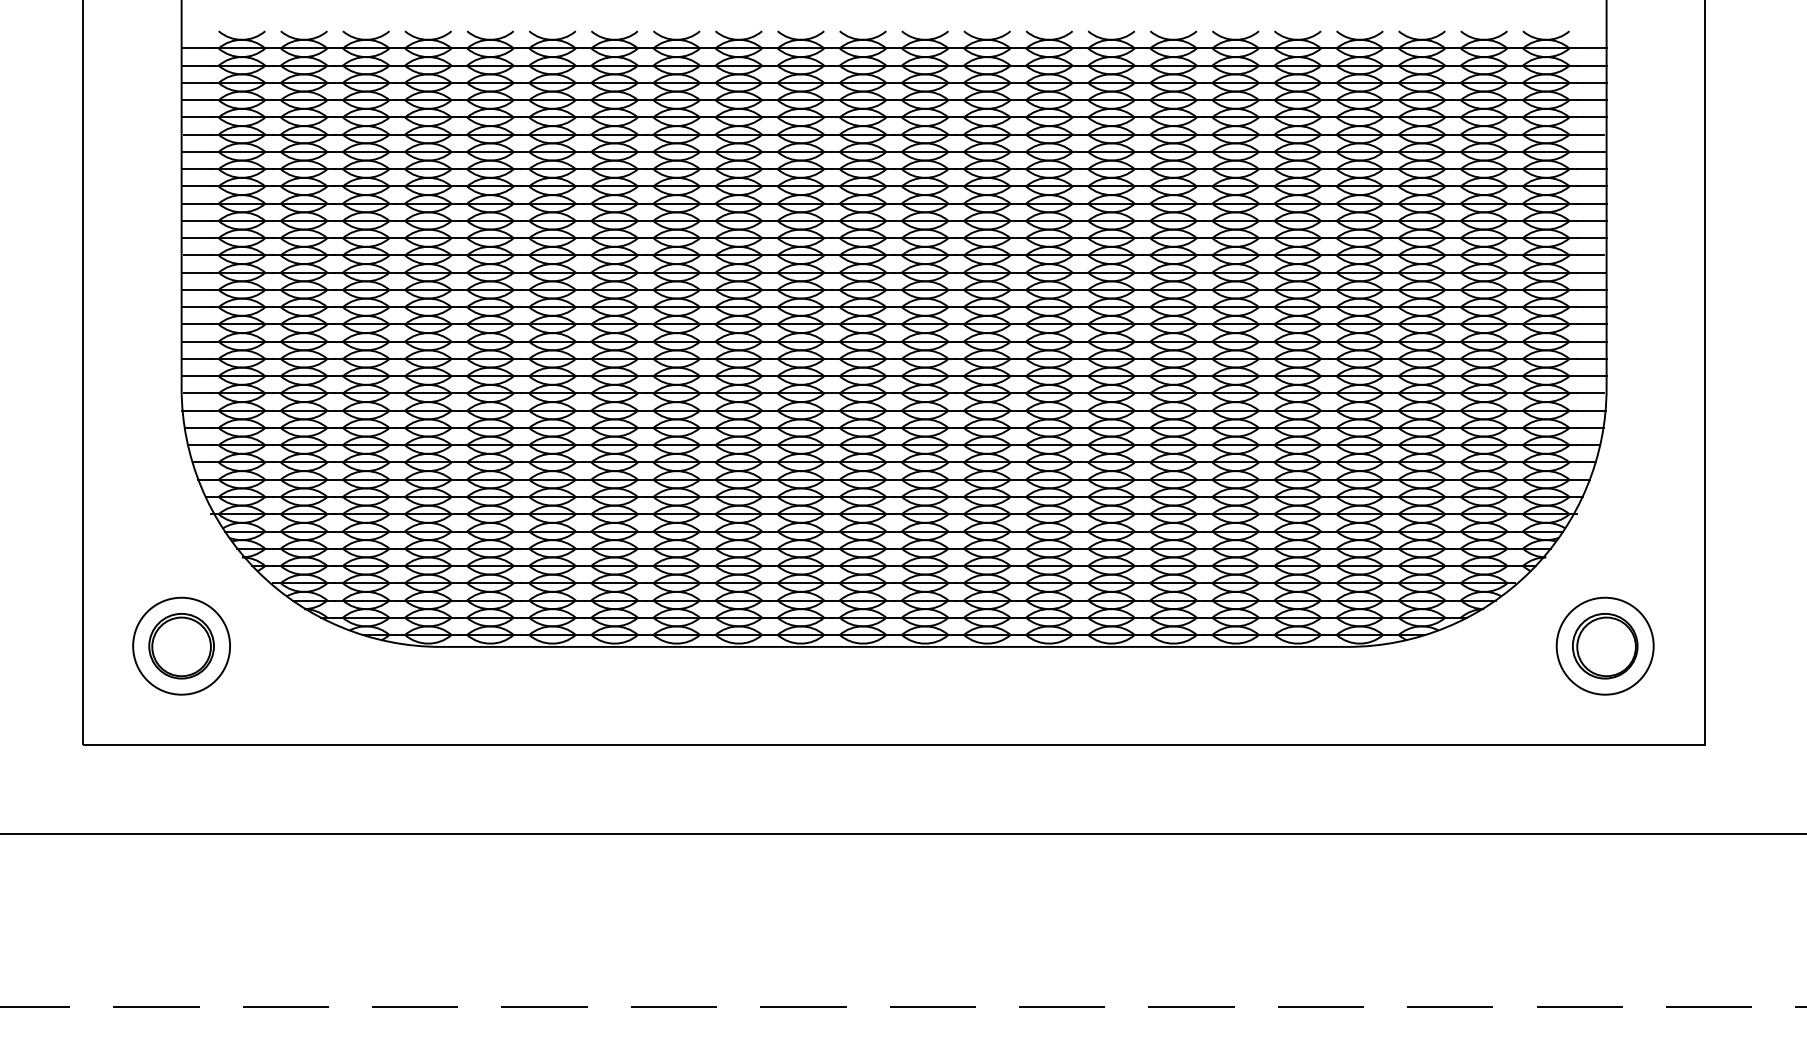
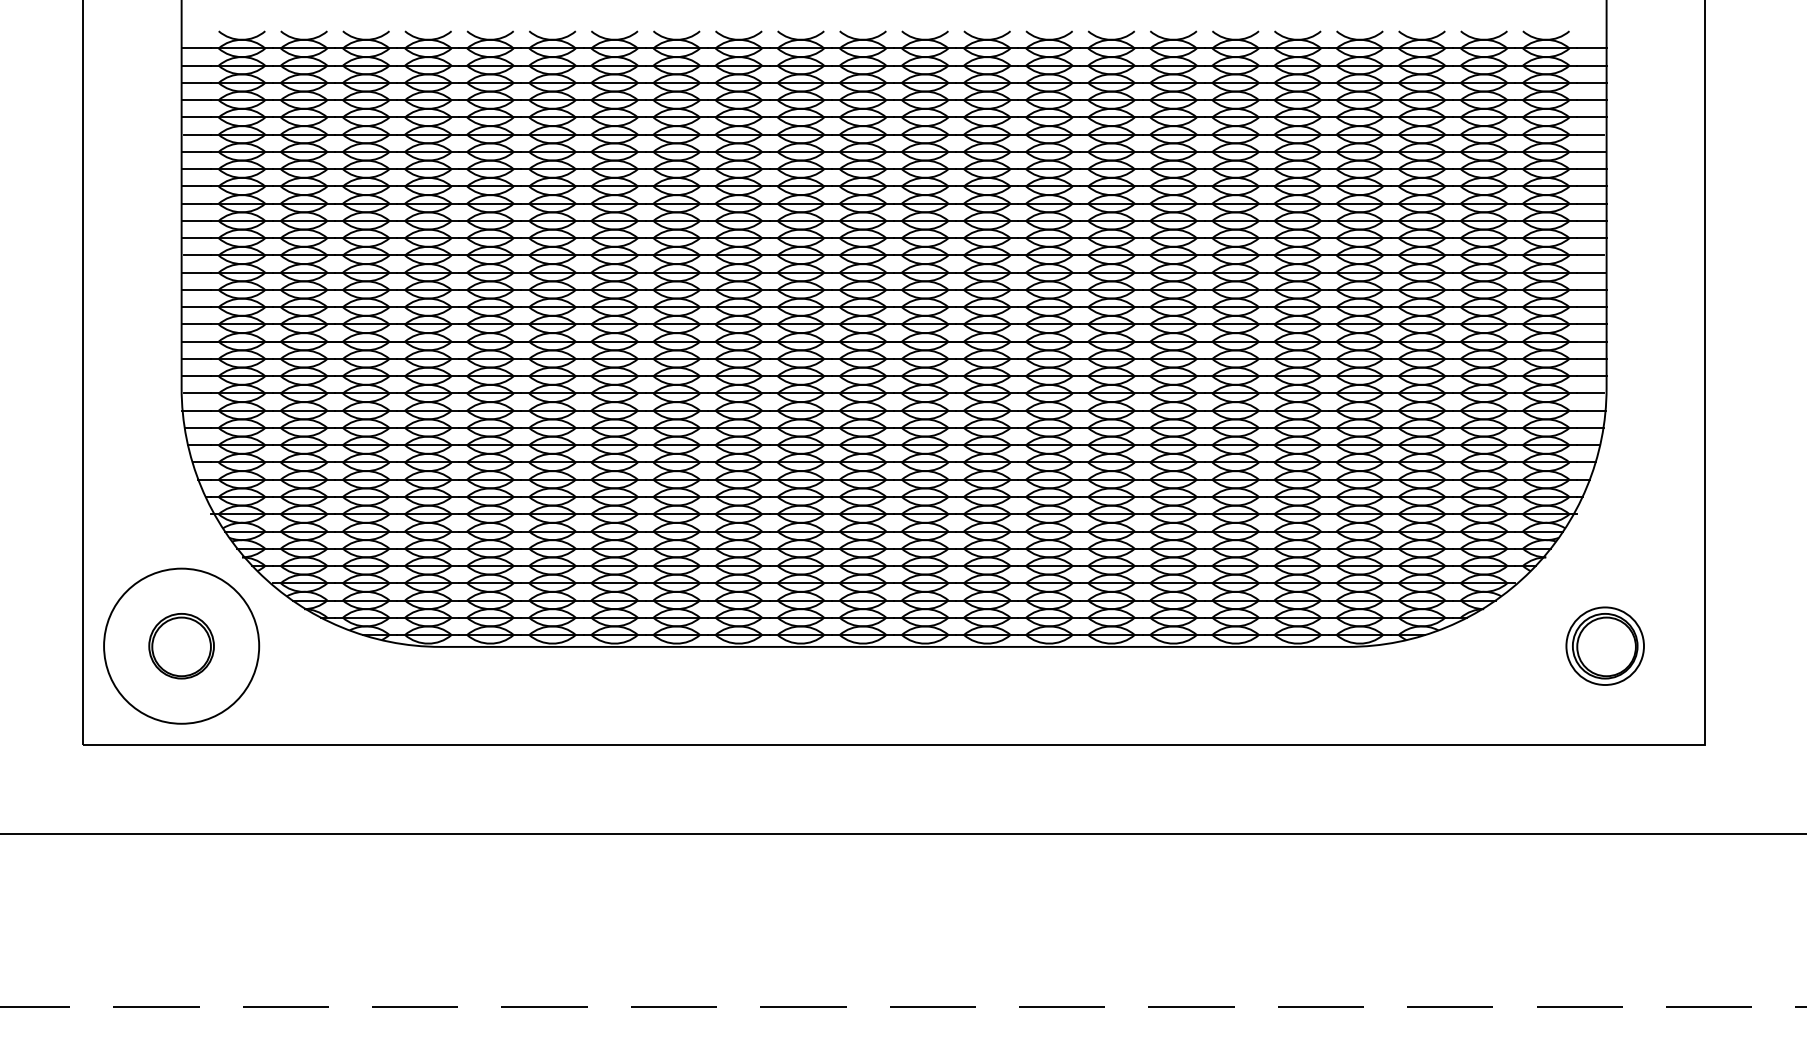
circle diameter: 97 px -> 155 px (181, 645)
circle diameter: 97 px -> 78 px (1604, 646)
